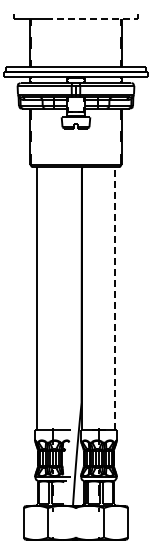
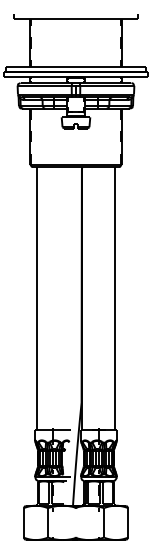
line: dashed -> solid (92, 18)
line: dashed -> solid (115, 298)
